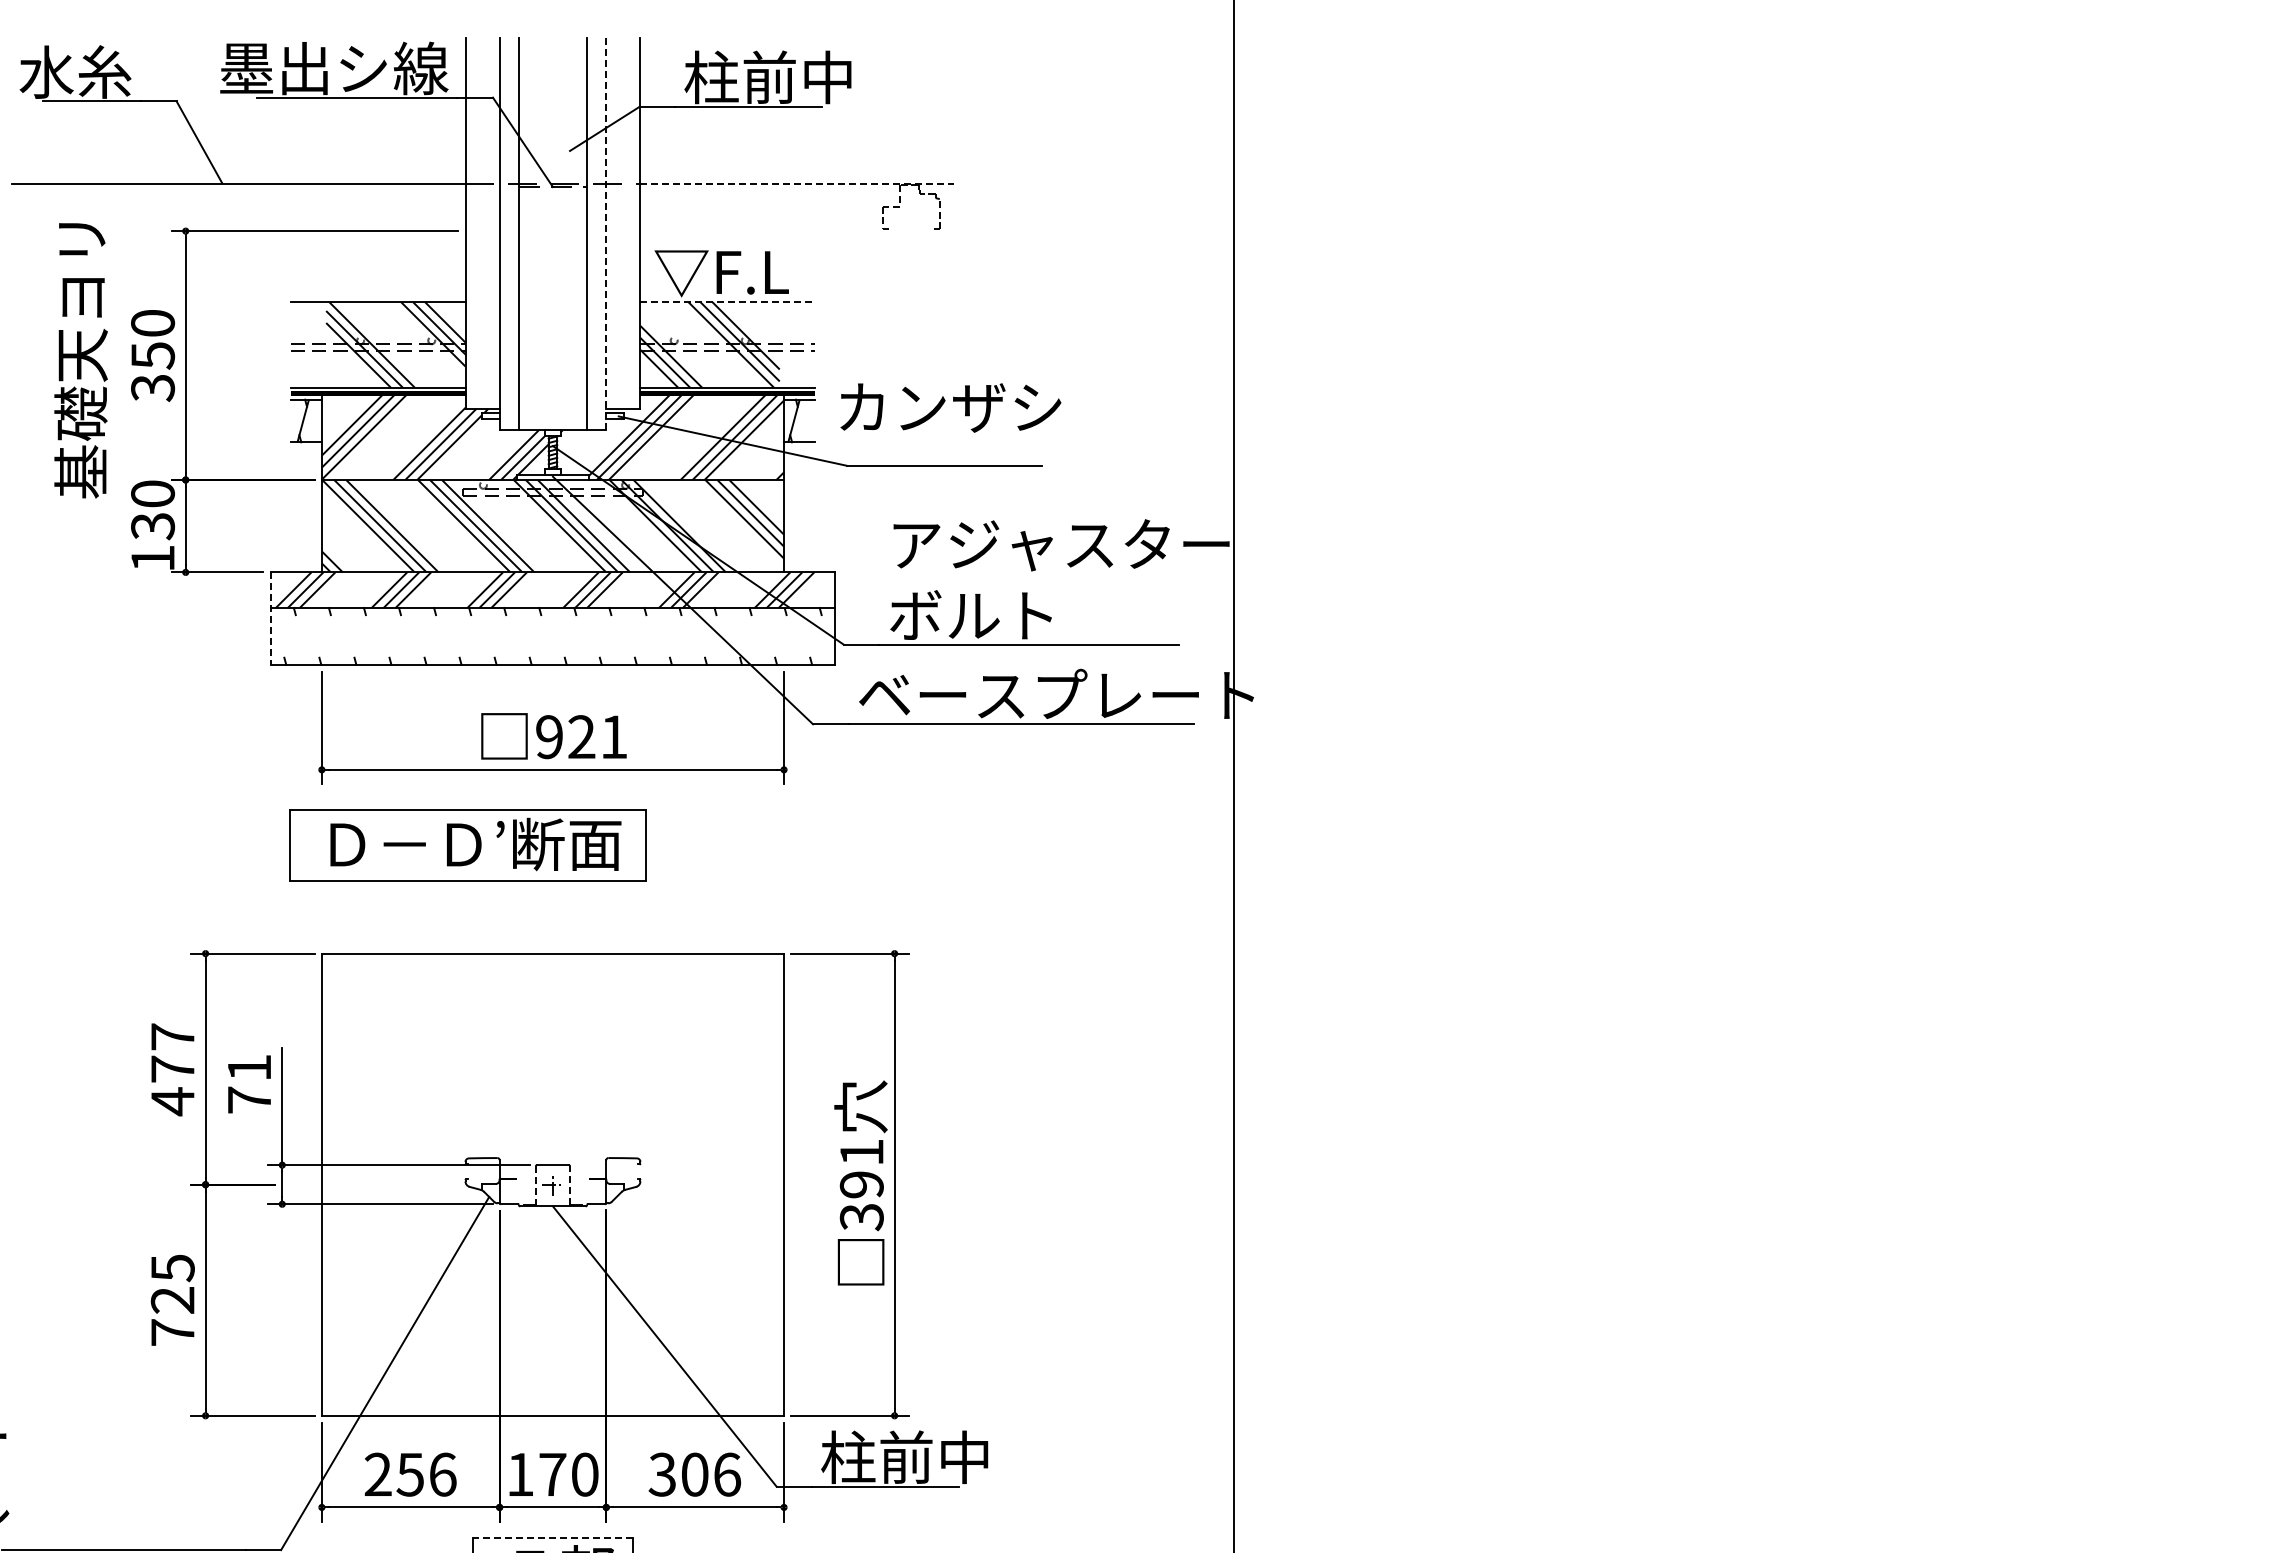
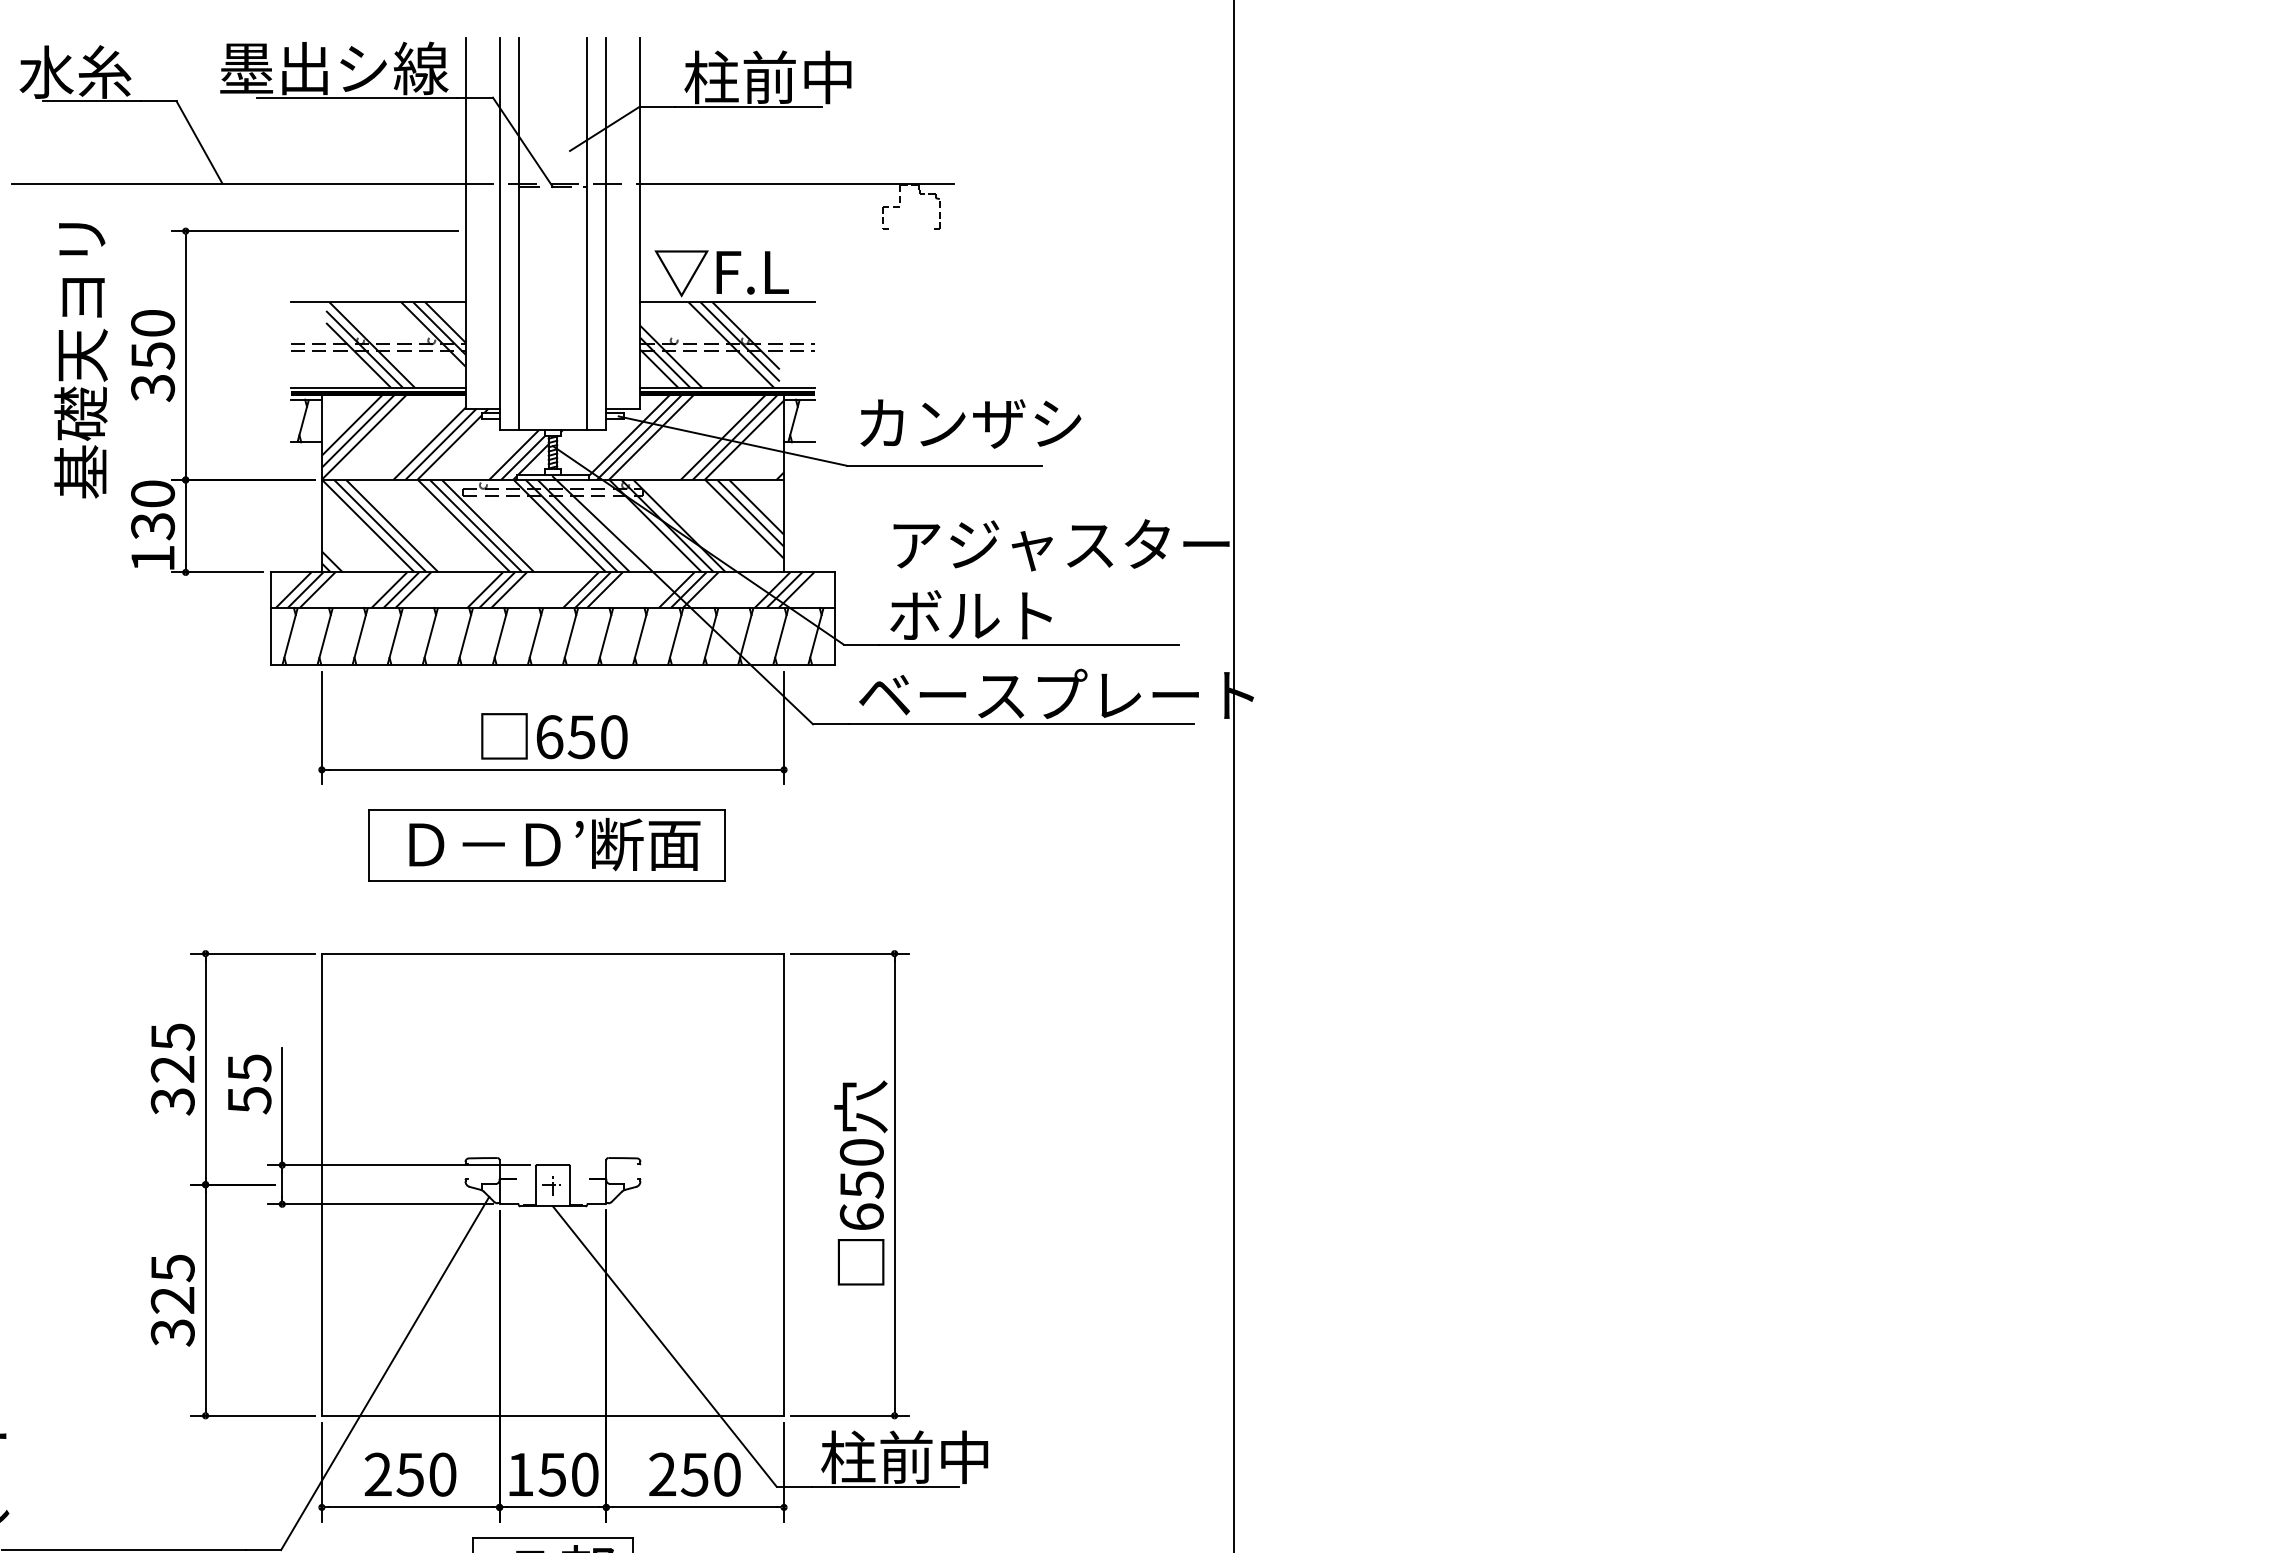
line: dashed -> solid (797, 183)
line: dashed -> solid (606, 233)
line: dashed -> solid (728, 302)
text position: (950, 407) -> (970, 423) (970, 423)
line: dashed -> solid (270, 619)
hatch: none -> present (552, 635)
text: 921 -> 650 (581, 737)
part position: (467, 845) -> (546, 845) (546, 845)
text: 477 -> 325 (172, 1069)
text: 71 -> 55 (249, 1084)
line: dashed -> solid (535, 1185)
line: dashed -> solid (570, 1185)
text: 391 -> 650 (861, 1185)
text: 725 -> 325 (172, 1332)
text: 256 -> 250 (442, 1474)
text: 170 -> 150 (552, 1474)
text: 306 -> 250 (694, 1474)
line: dashed -> solid (552, 1537)
